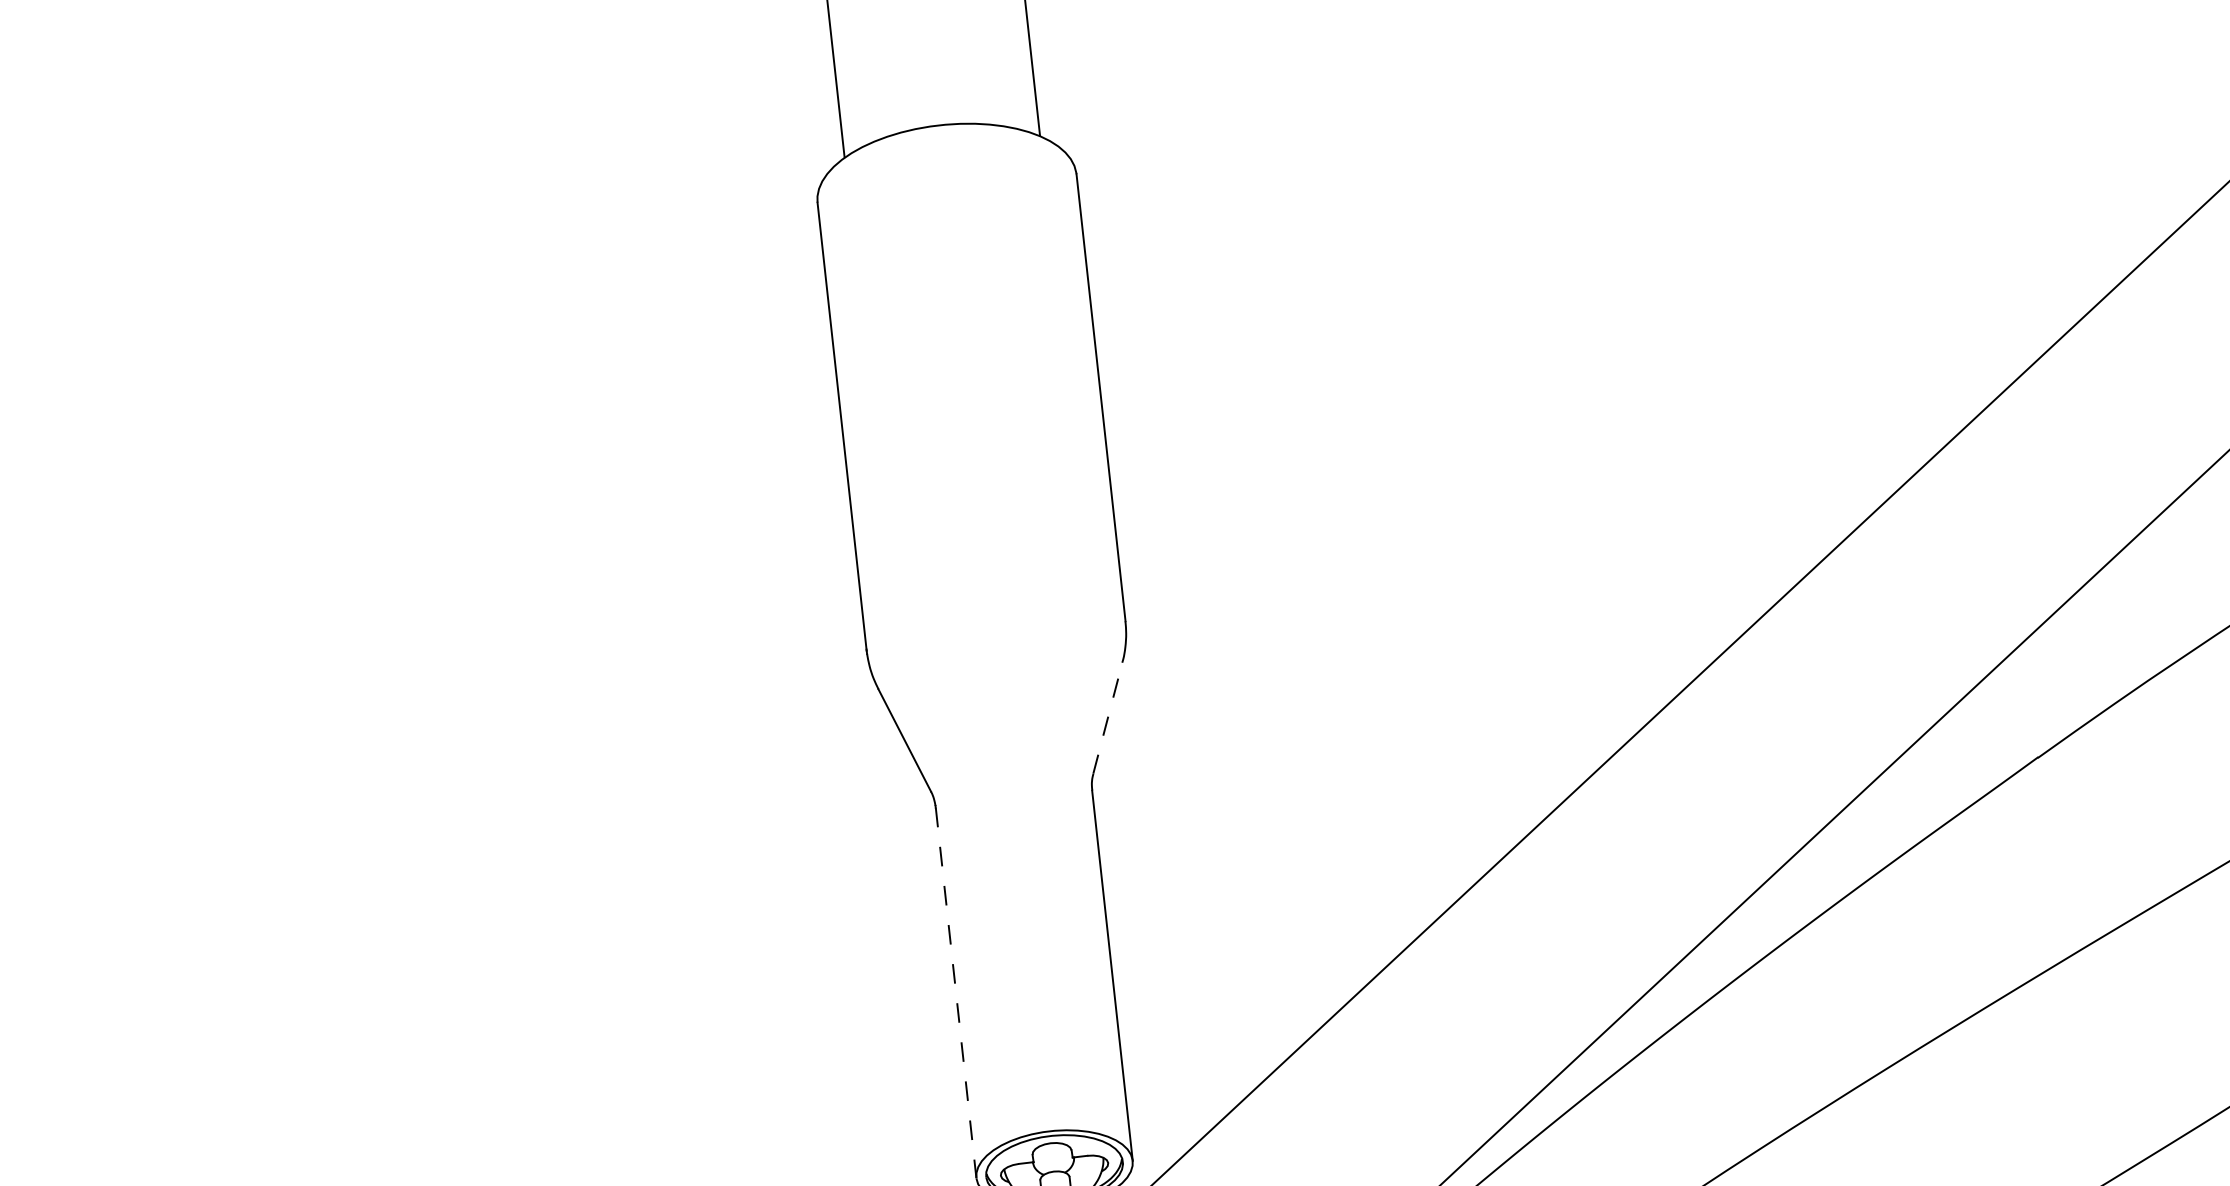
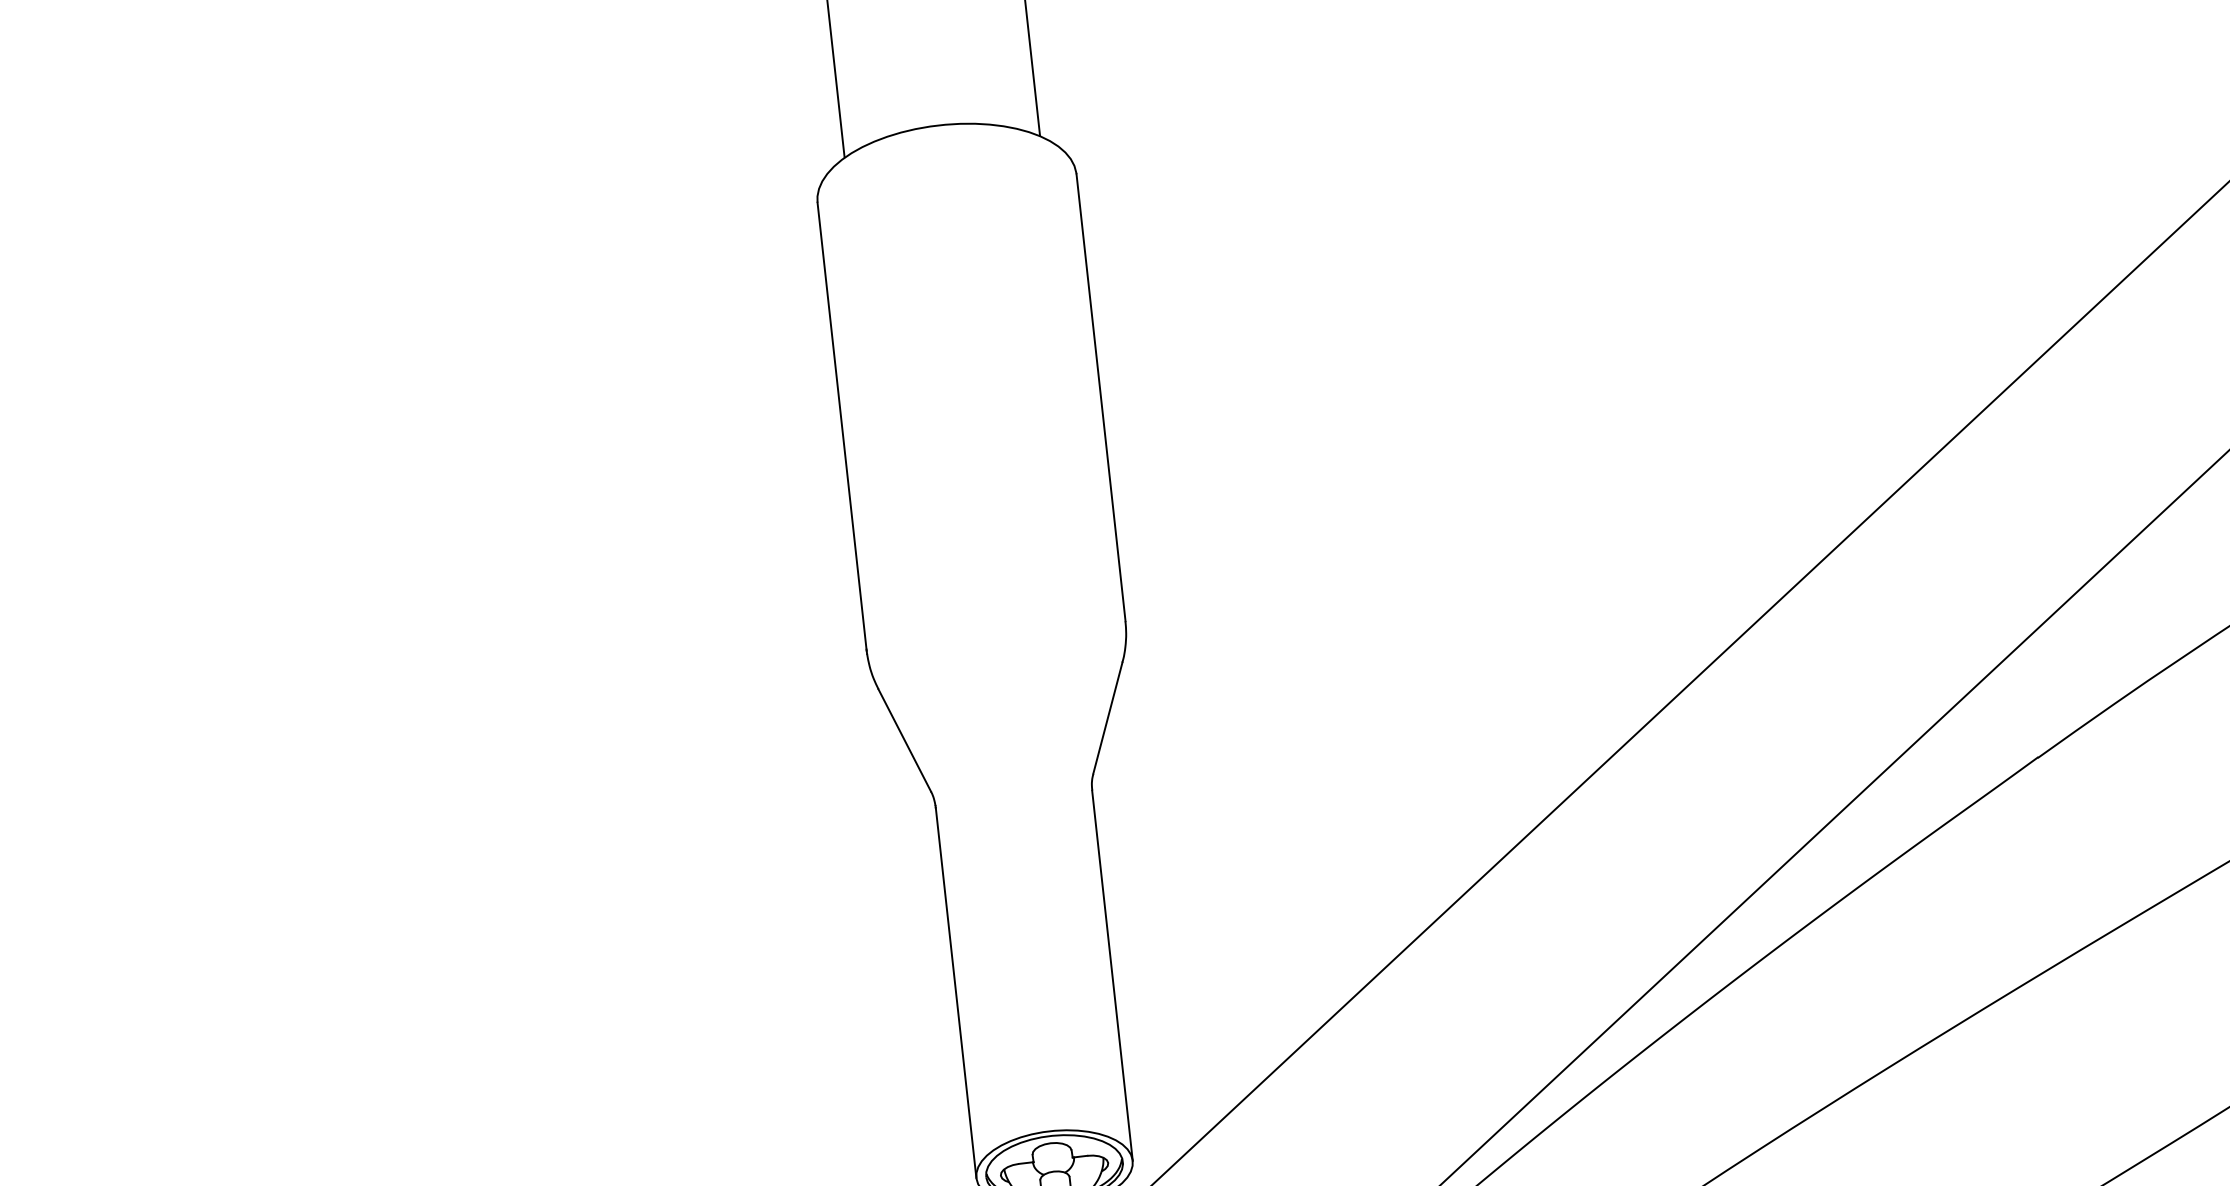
line: dashed -> solid (1107, 718)
line: dashed -> solid (956, 993)
